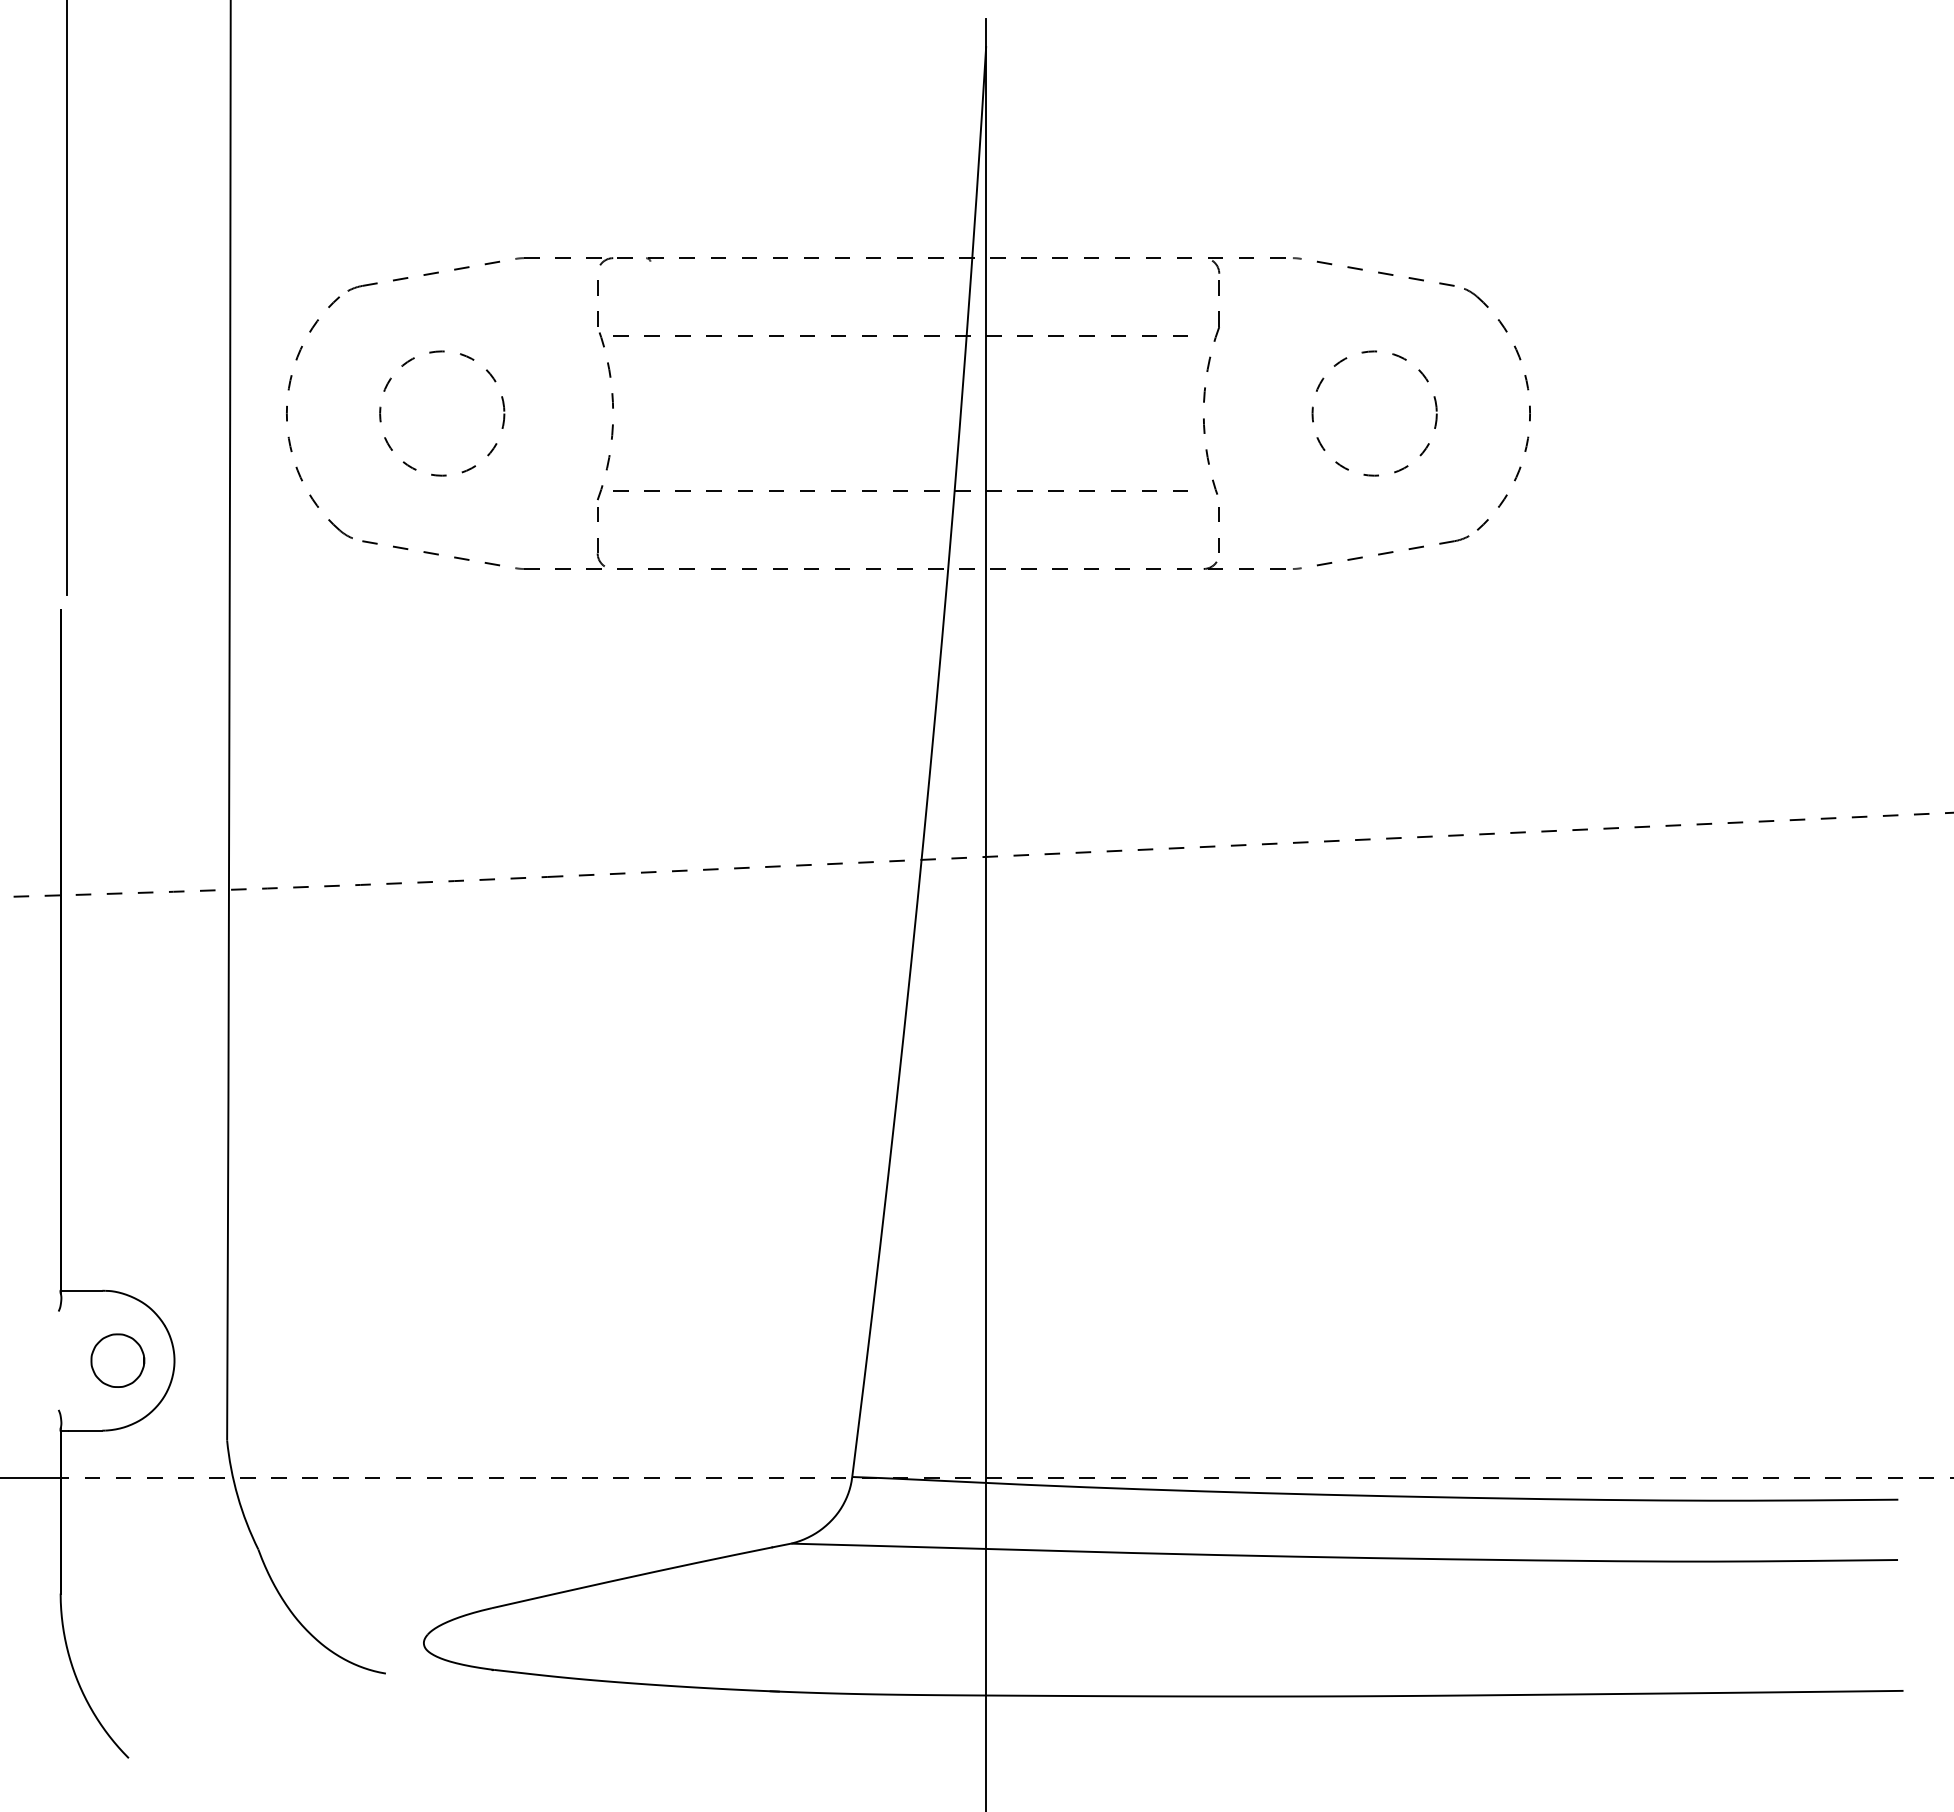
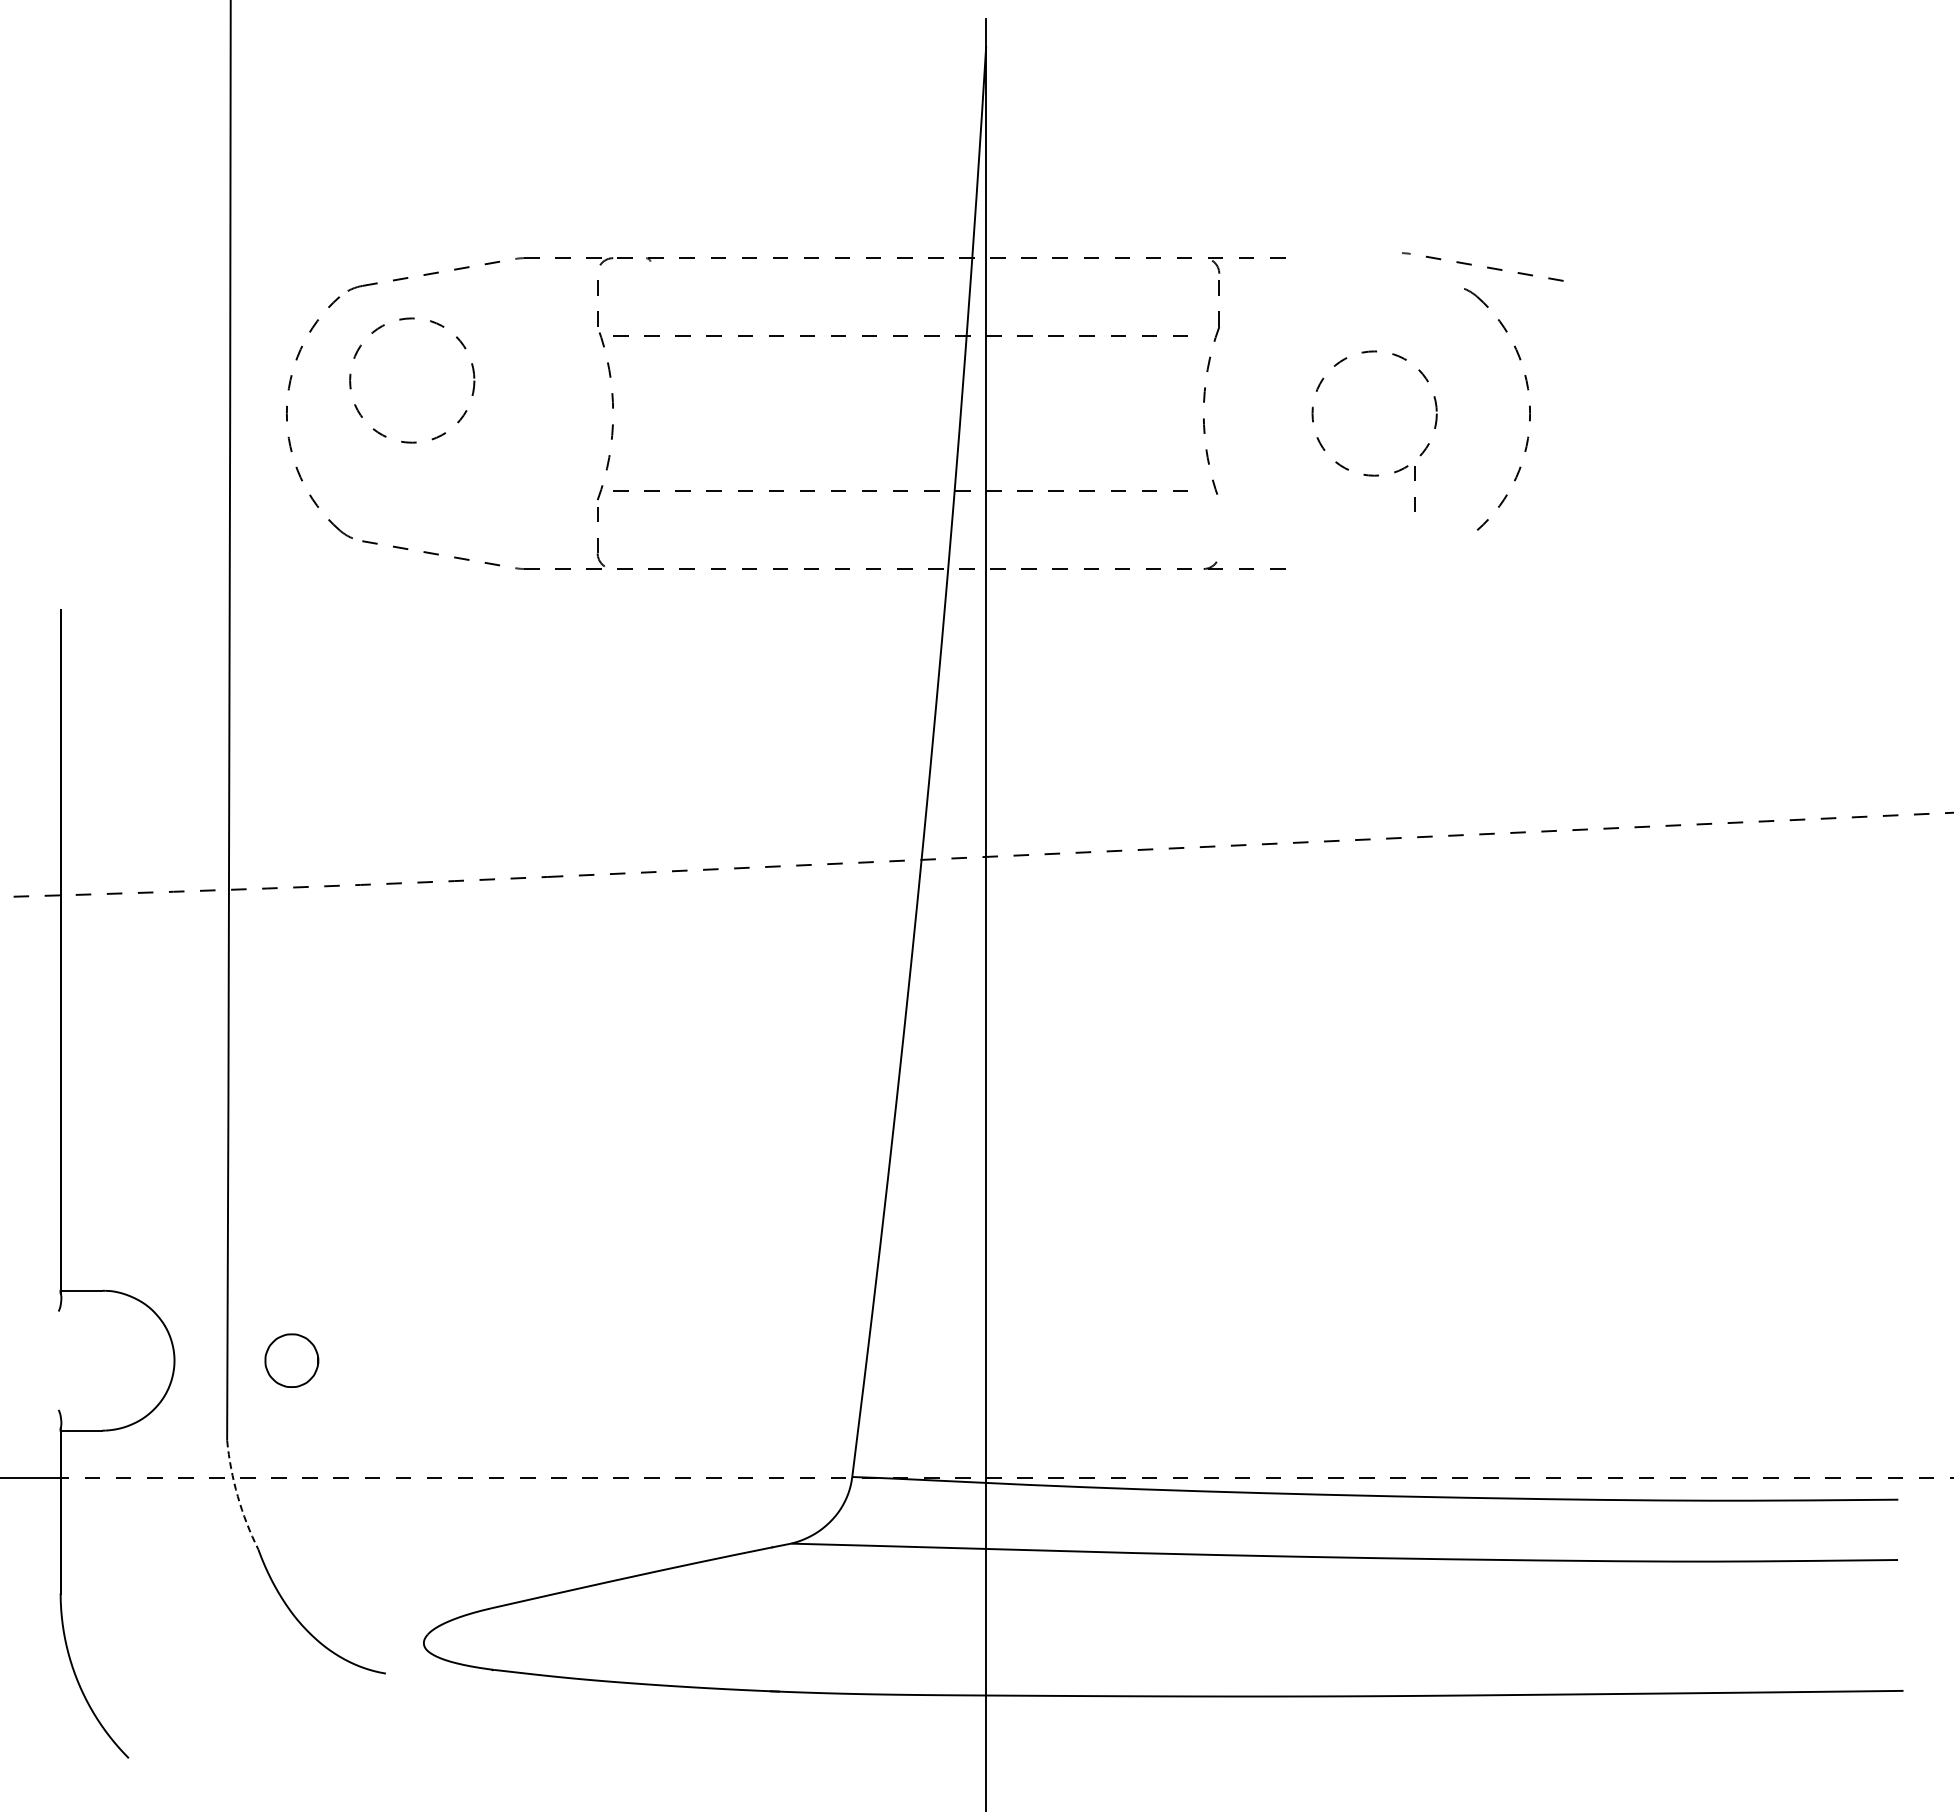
part position: (1373, 271) -> (1482, 266) (1482, 266)
line: present -> none (66, 298)
circle position: (442, 413) -> (412, 380) (412, 380)
line position: (1218, 521) -> (1414, 480) (1414, 480)
part: present -> none (1381, 552)
curve position: (108, 1337) -> (282, 1337) (282, 1337)
arc: solid -> dashed (237, 1496)
